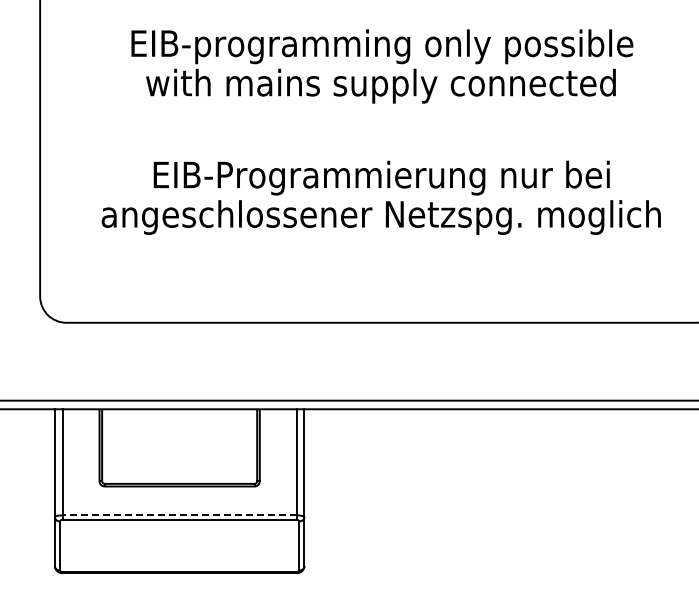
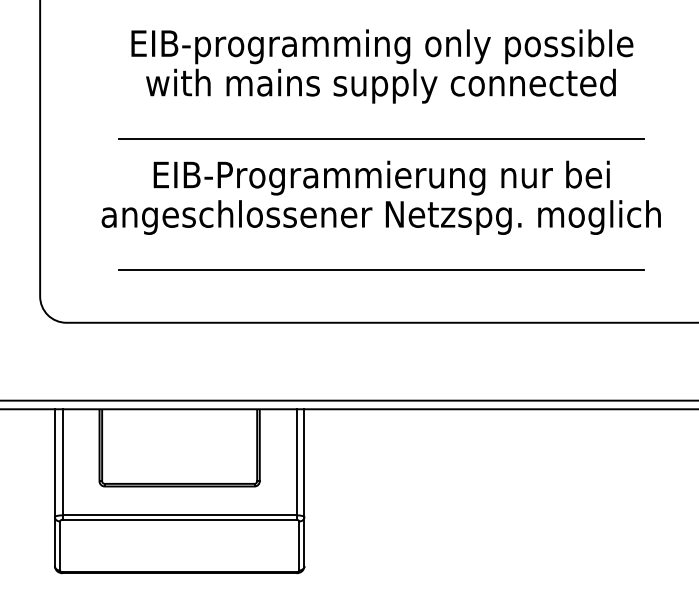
line: none -> present (381, 138)
line: none -> present (381, 270)
line: dashed -> solid (179, 515)
